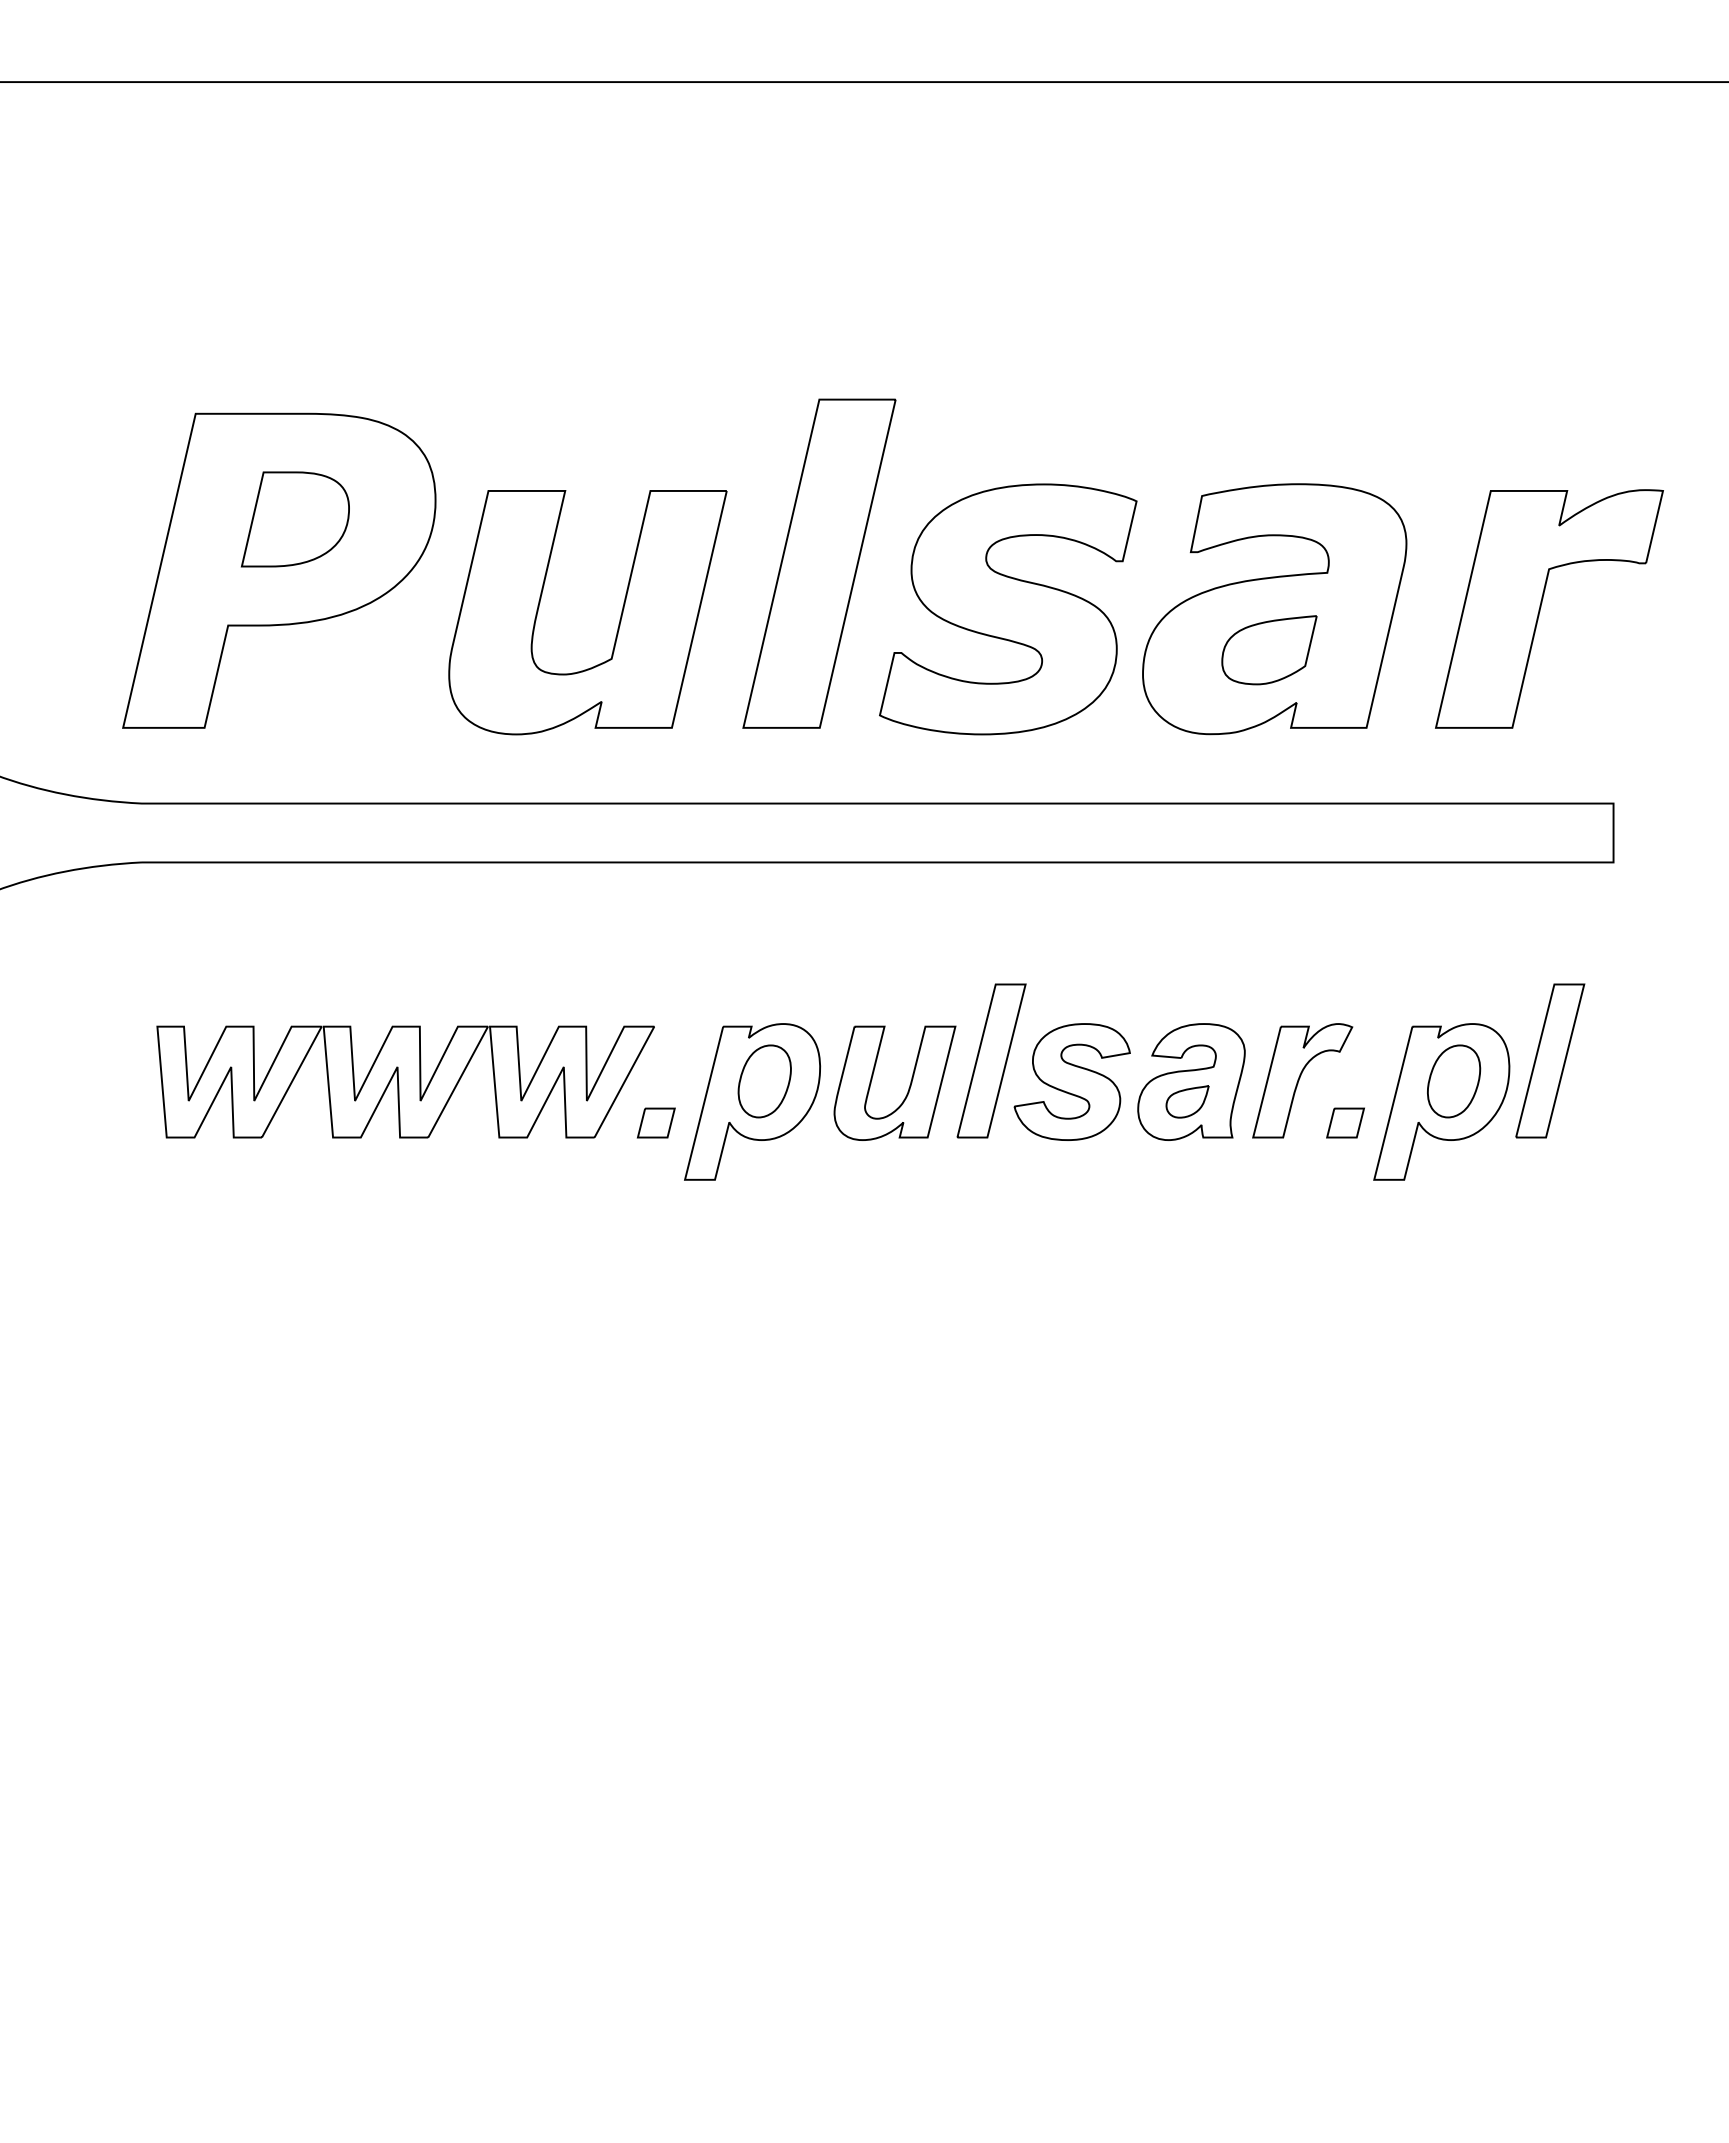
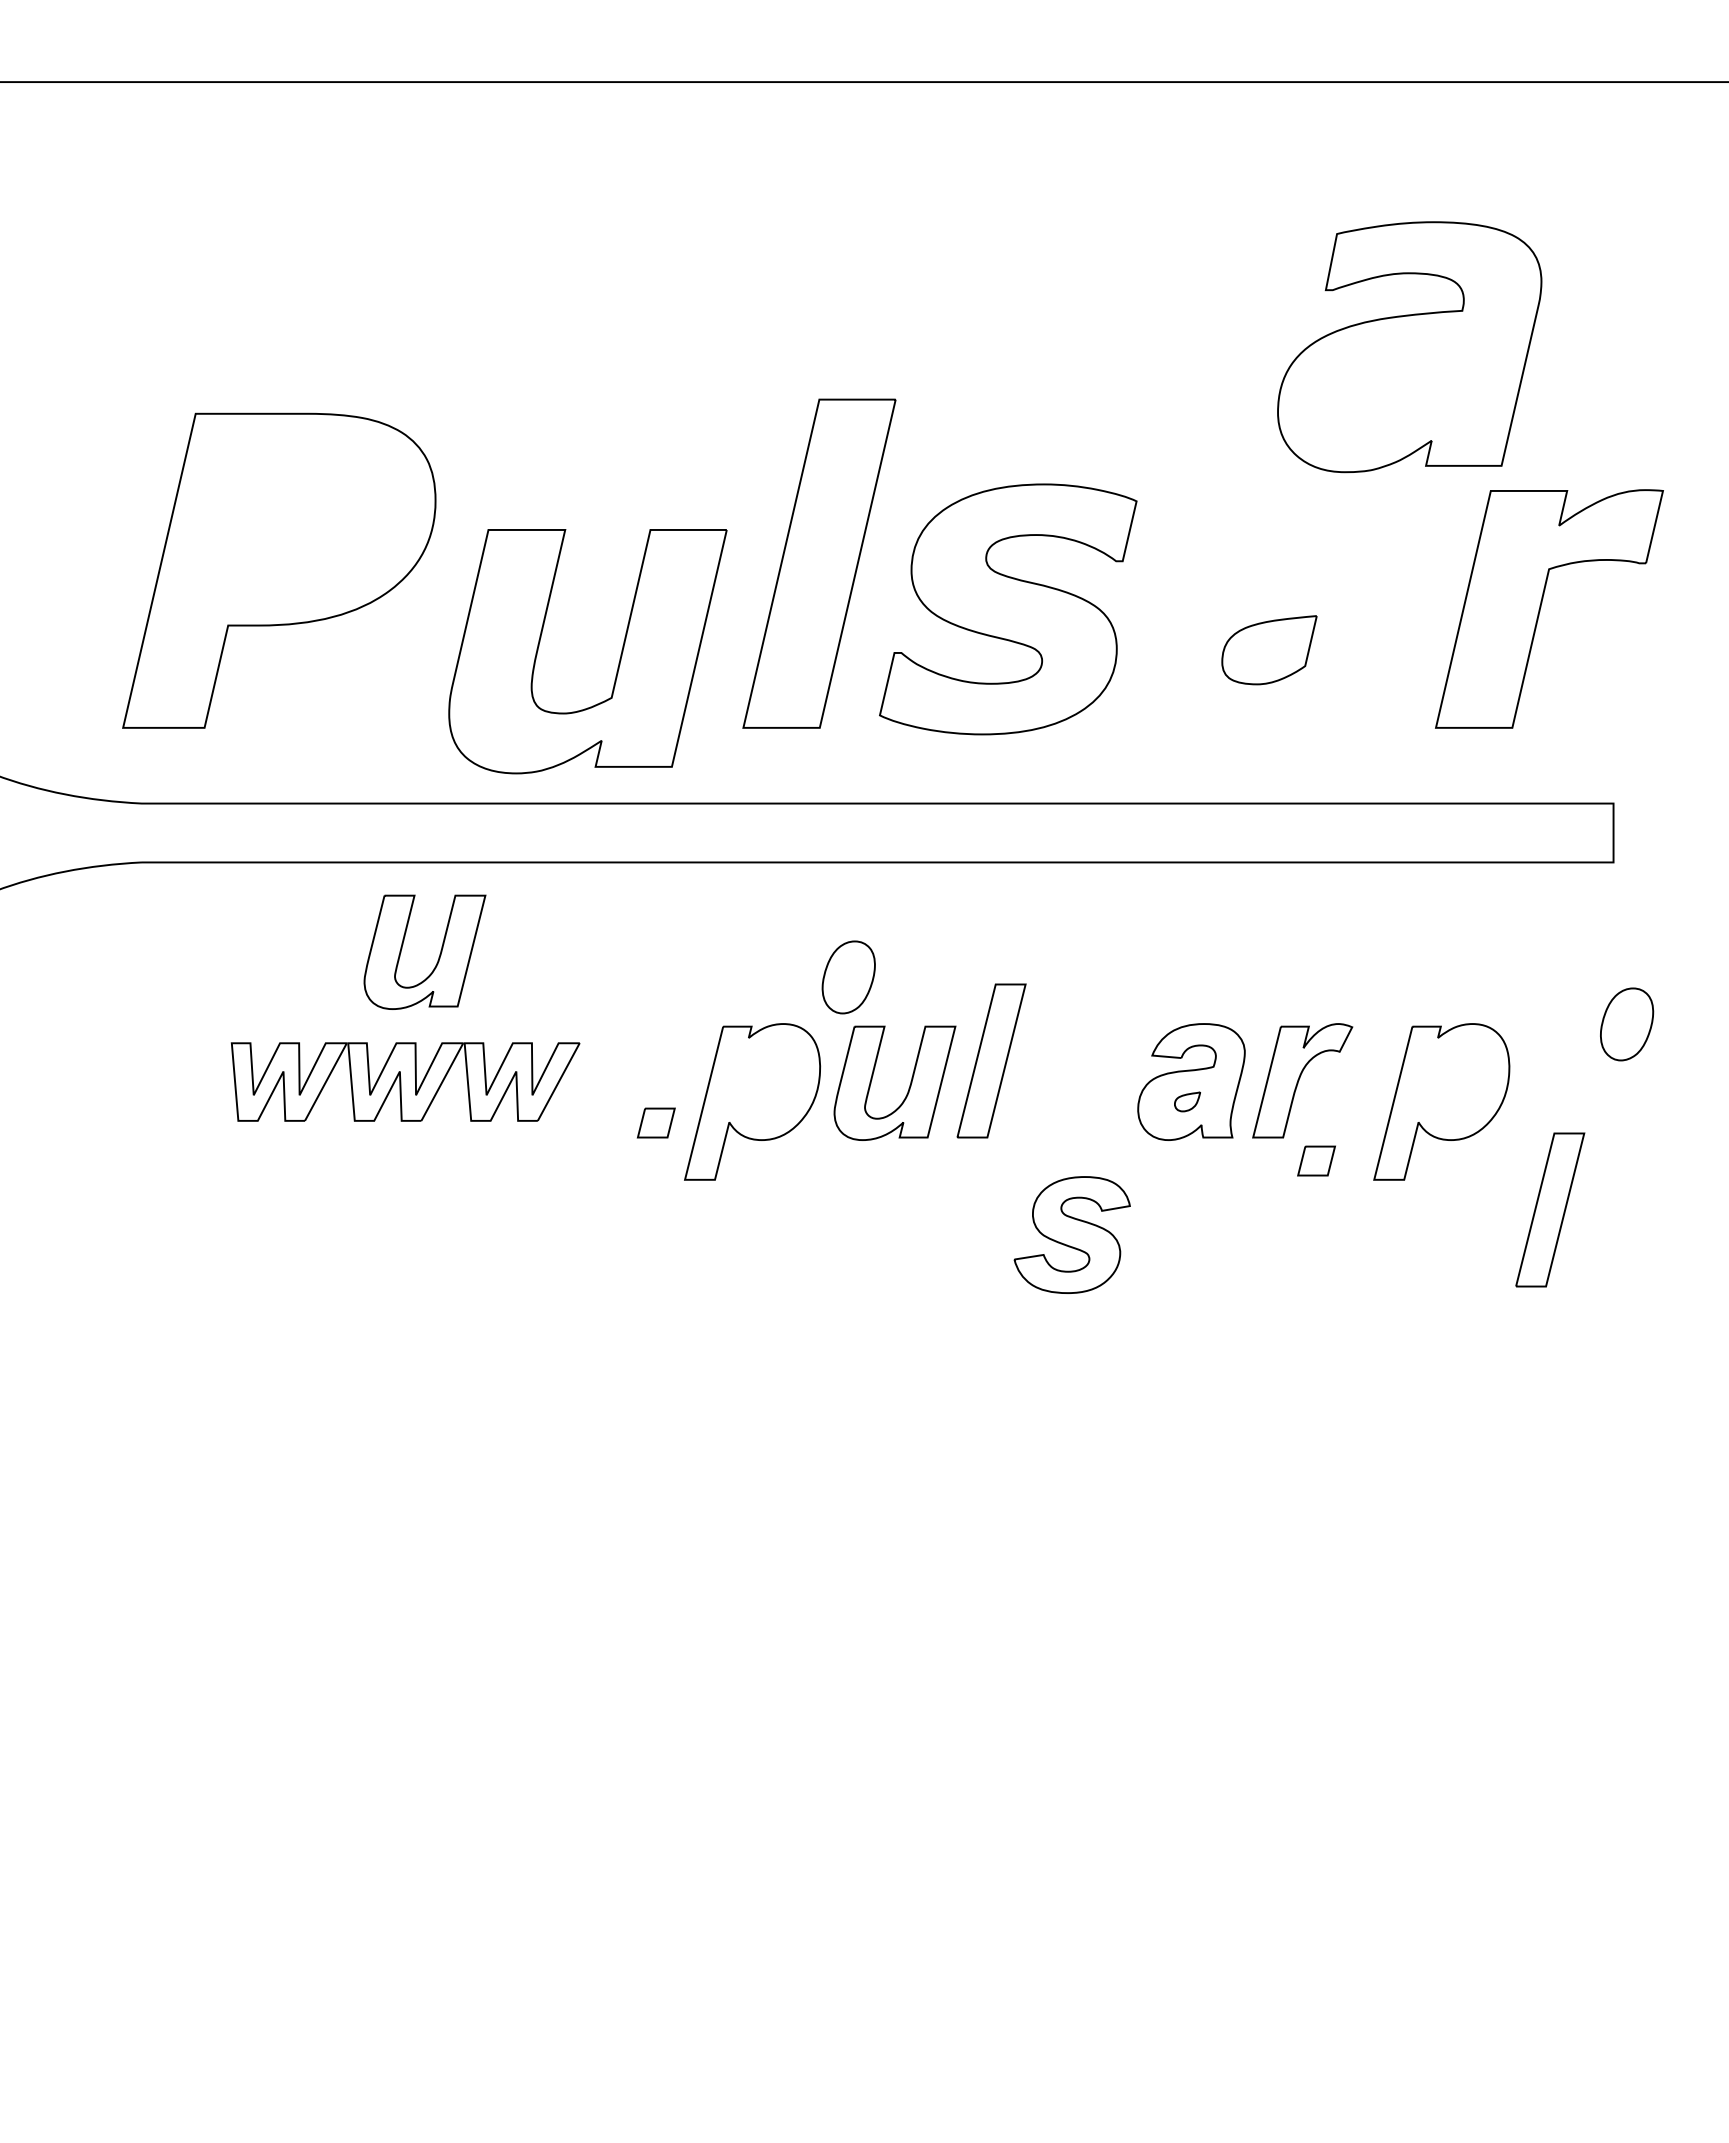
part: present -> none (294, 519)
part position: (1274, 609) -> (1409, 347) (1409, 347)
part position: (619, 619) -> (619, 658) (619, 658)
part: none -> present (438, 957)
part position: (1550, 1060) -> (1550, 1209) (1550, 1209)
part size: 499x114 px -> 351x80 px (405, 1081)
part position: (764, 1081) -> (848, 977) (848, 977)
part position: (1071, 1081) -> (1071, 1234) (1071, 1234)
part position: (1454, 1081) -> (1627, 1024) (1627, 1024)
part size: 45x34 px -> 27x22 px (1187, 1101)
part position: (1345, 1122) -> (1316, 1160) (1316, 1160)
